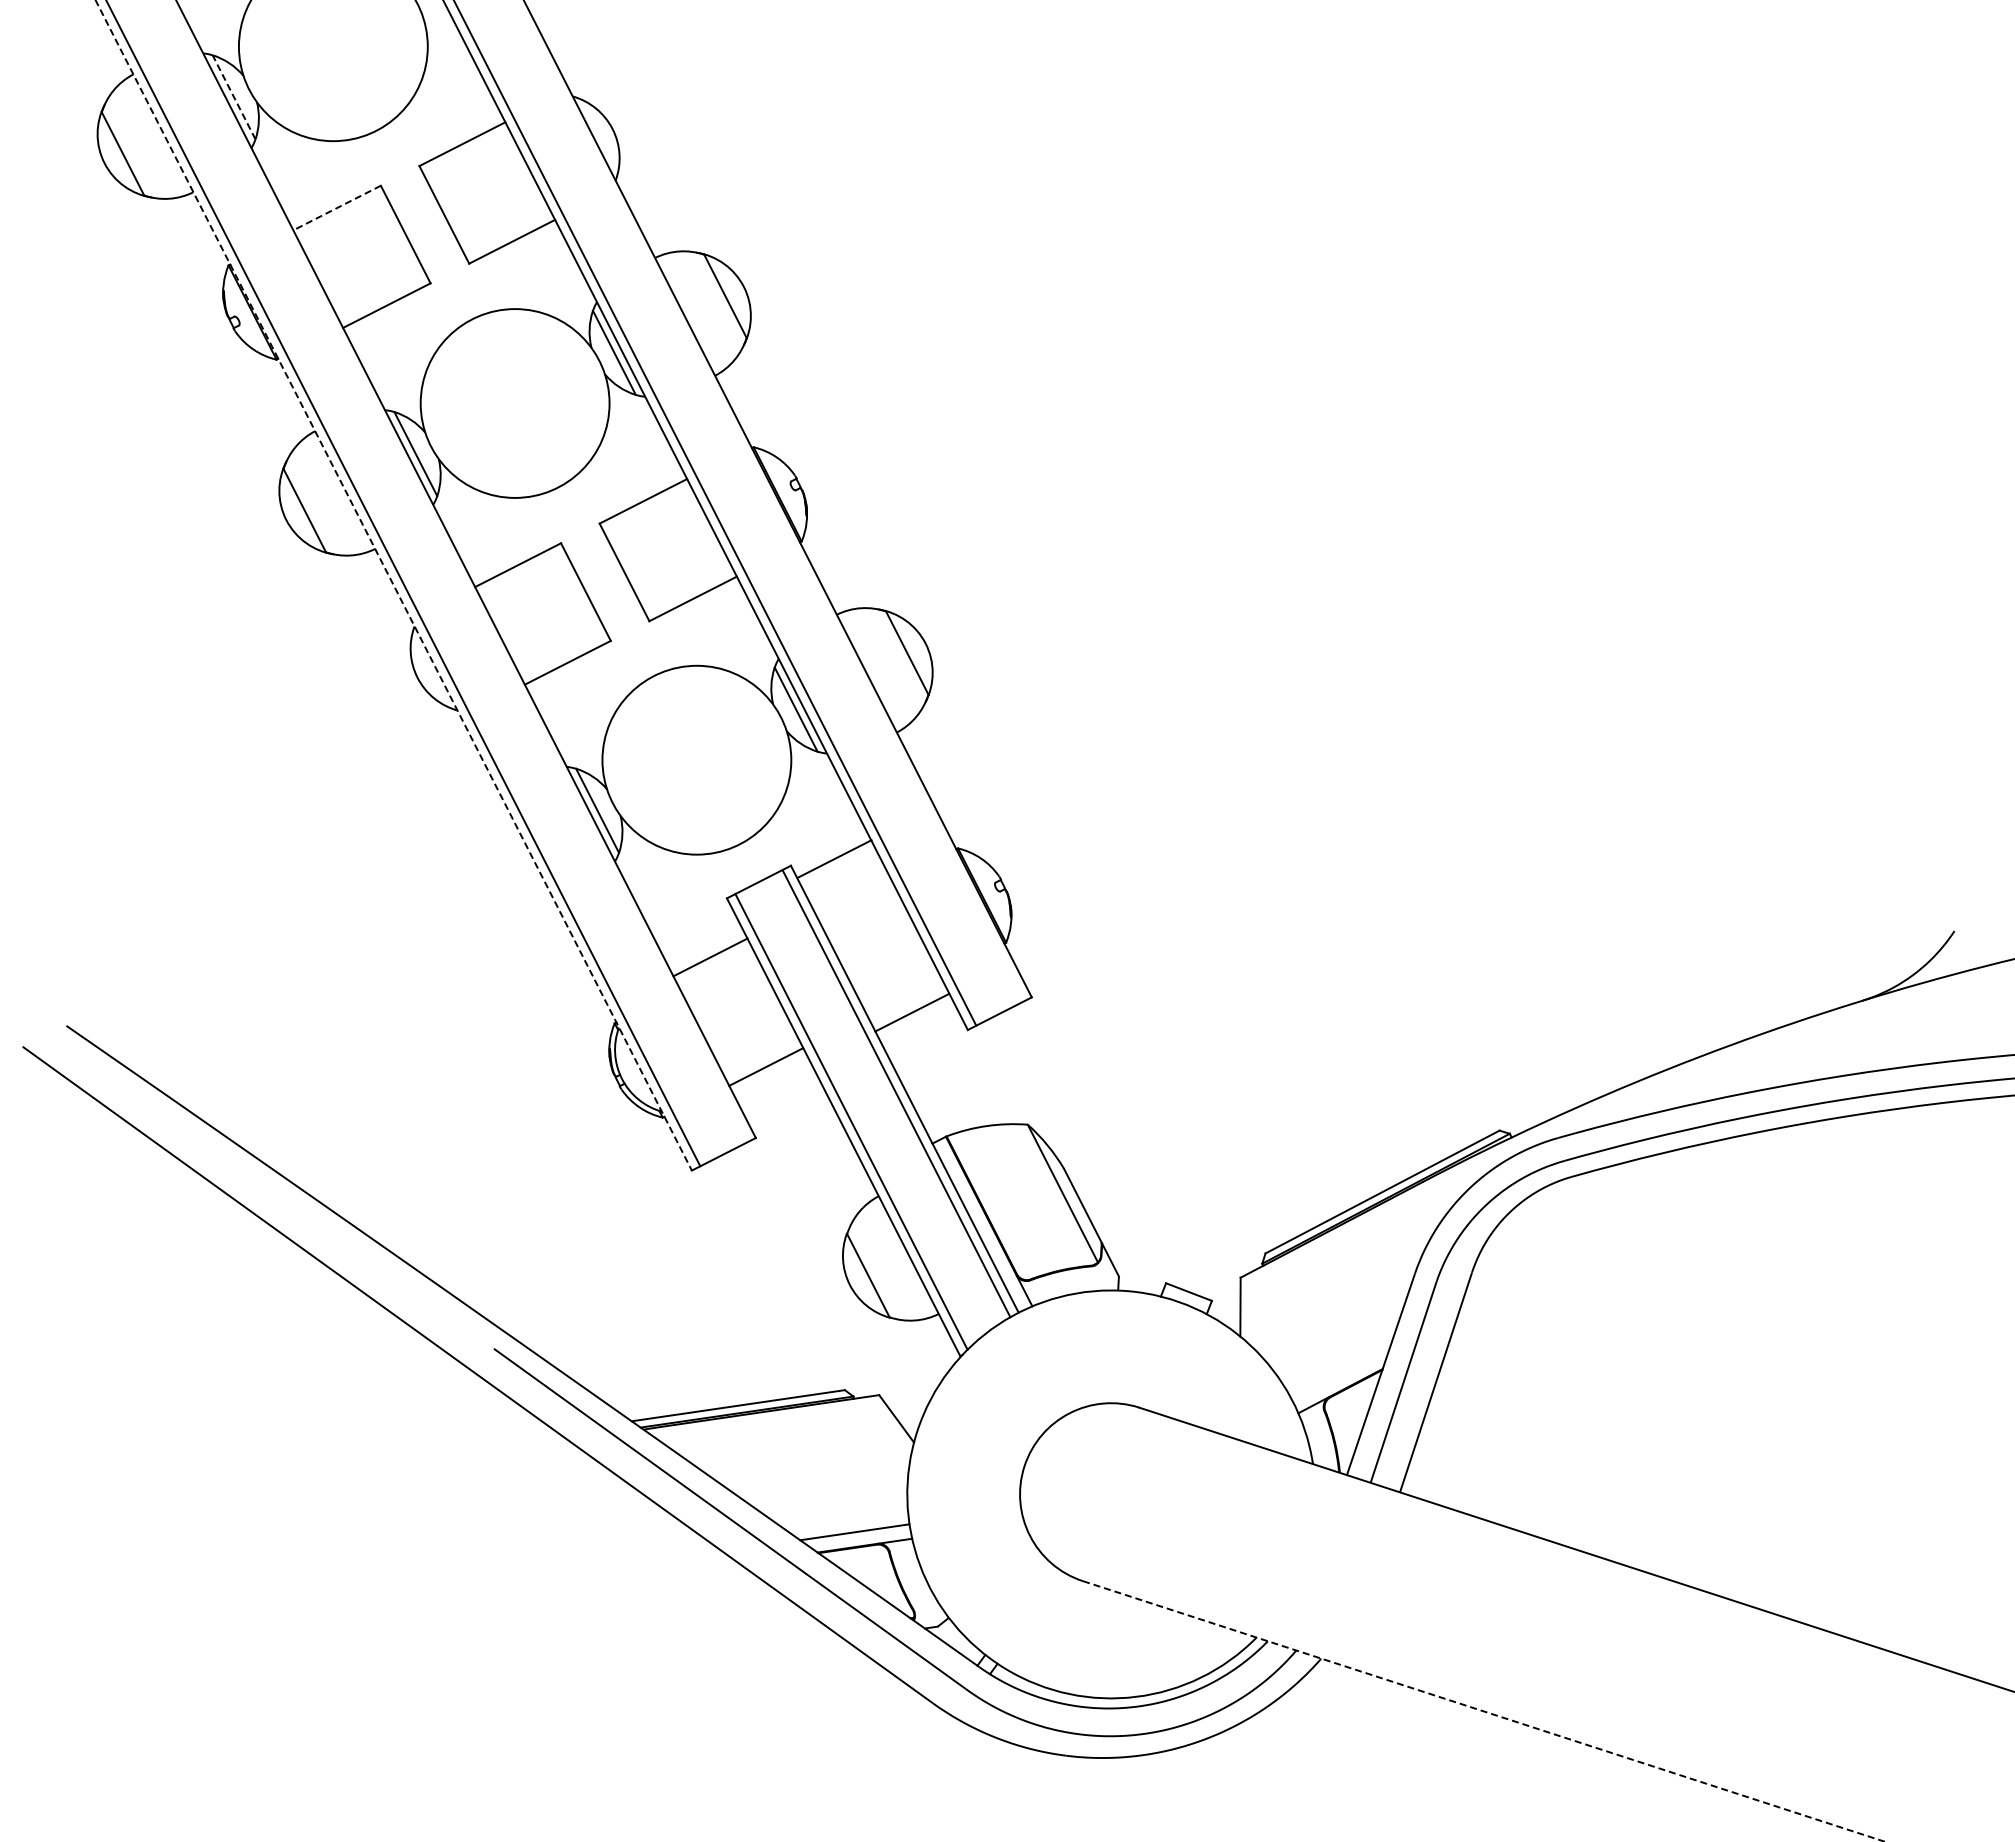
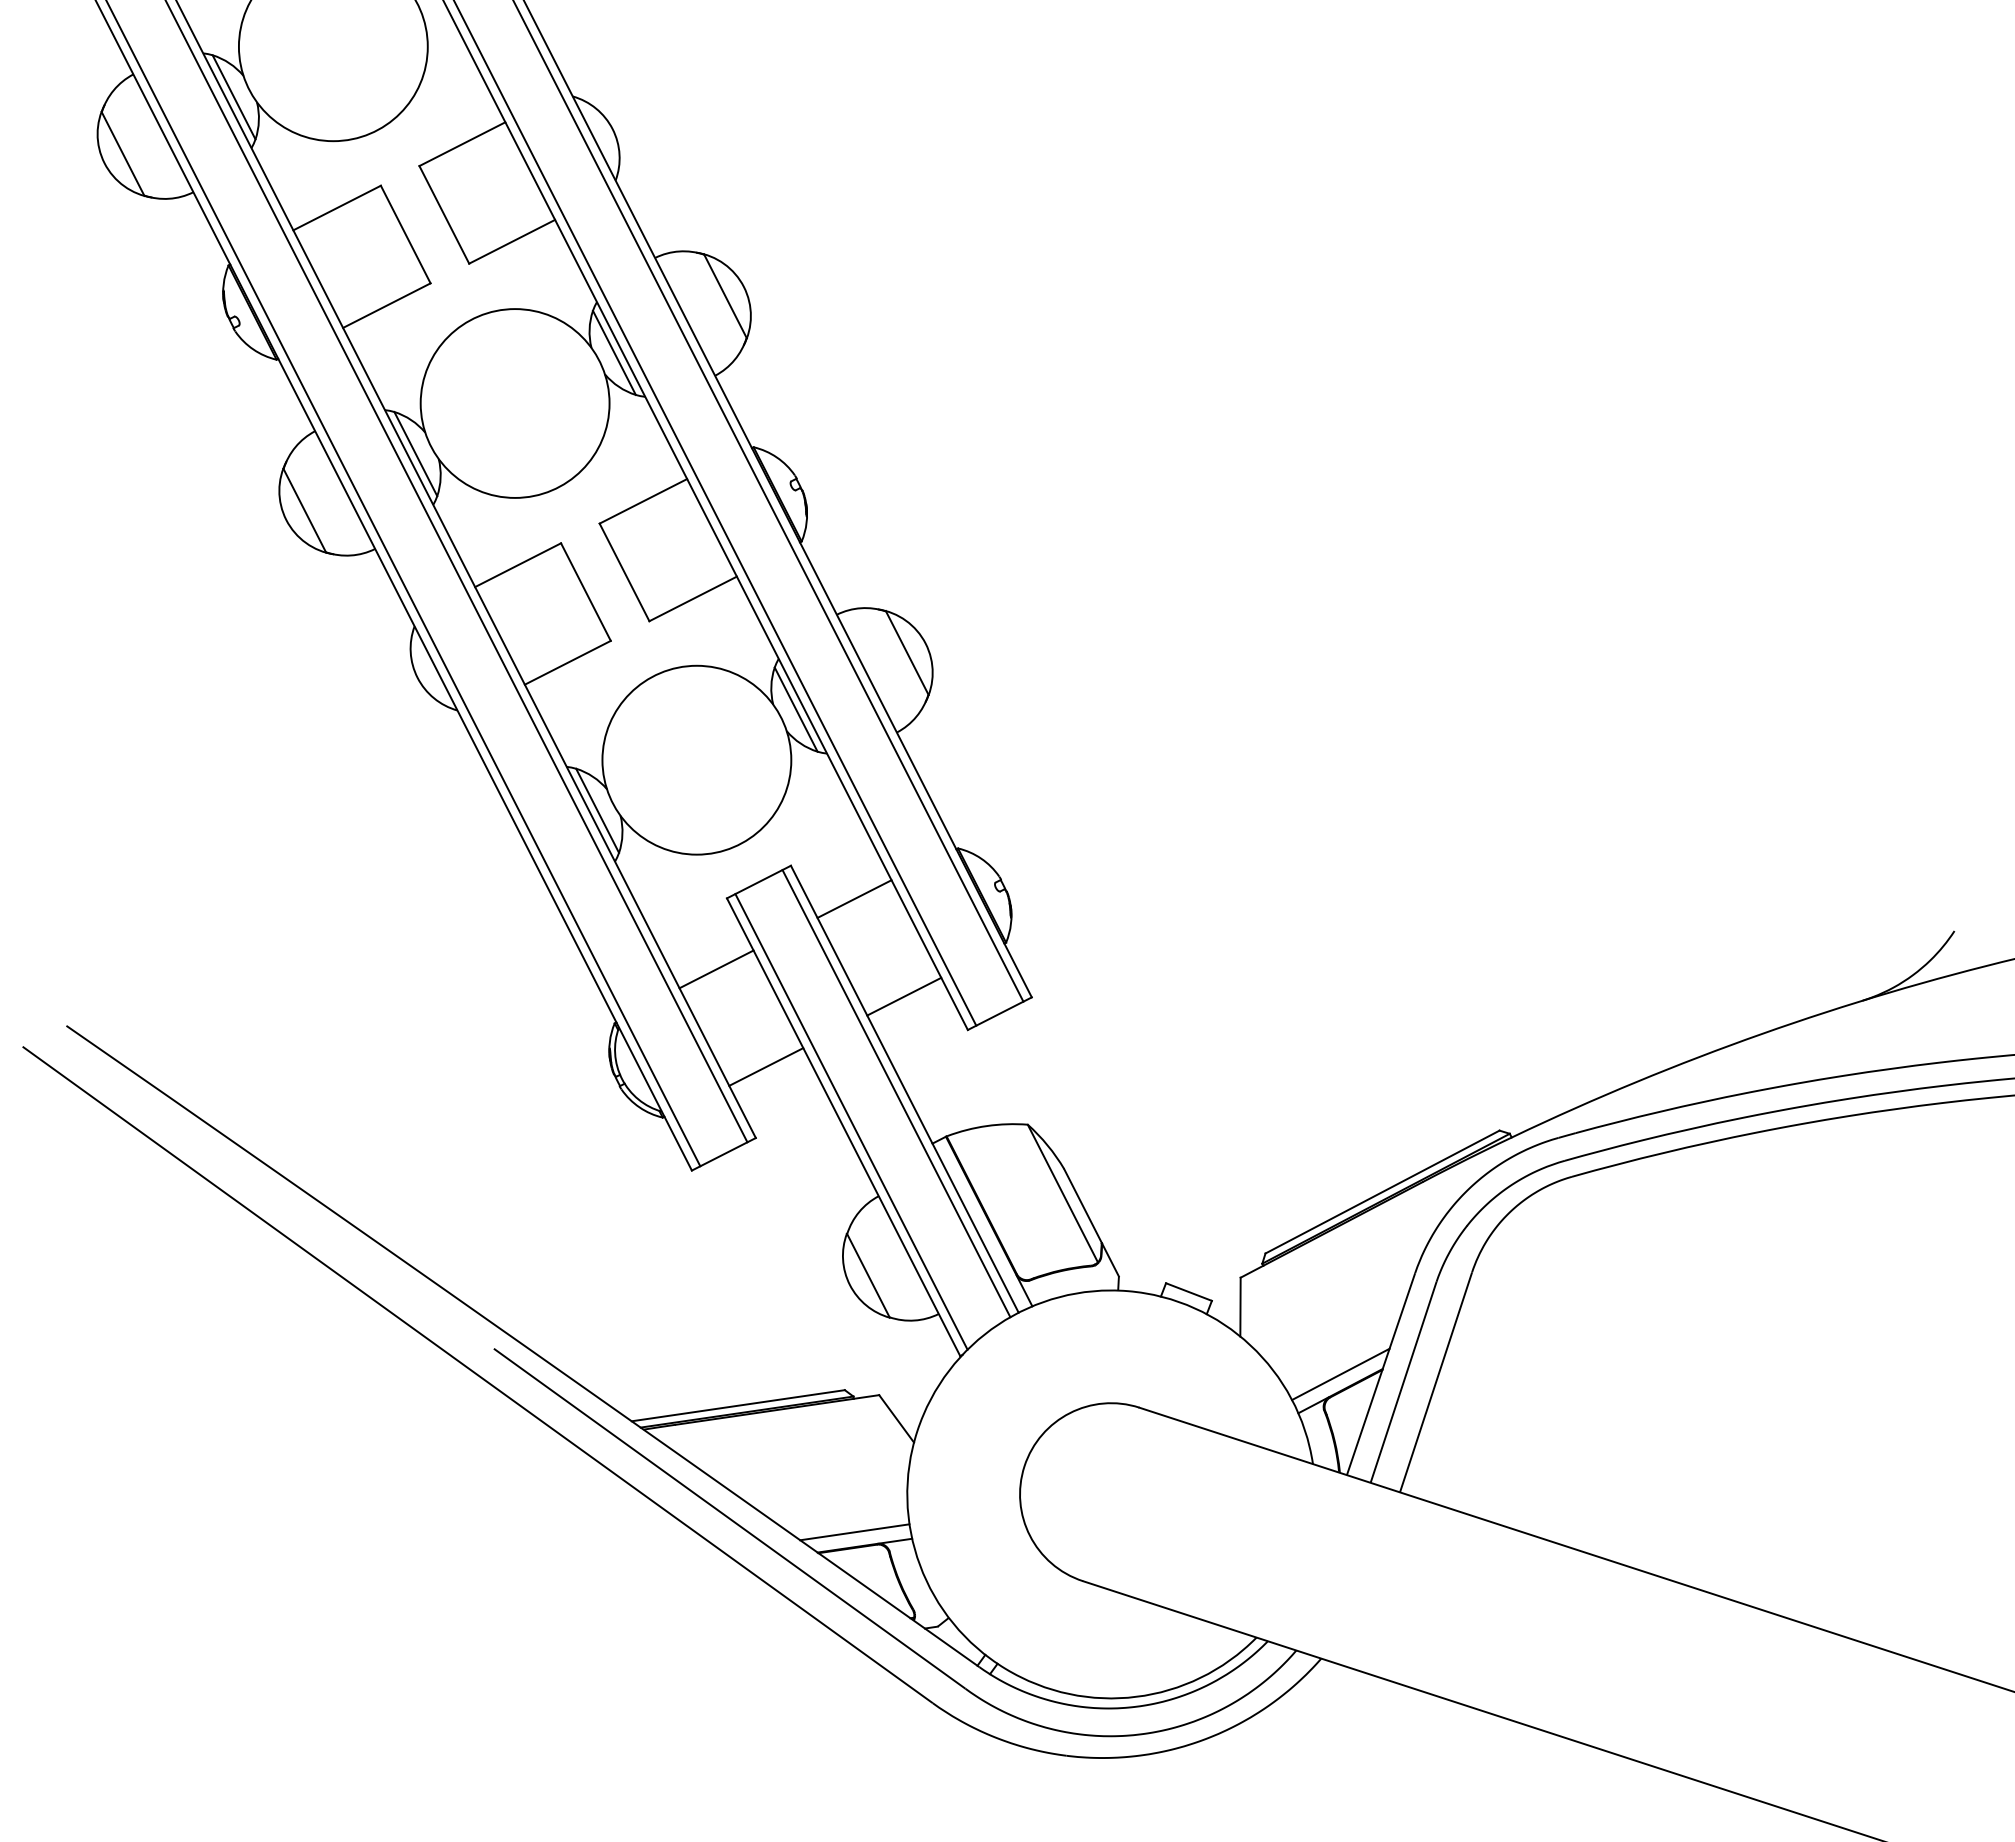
line: dashed -> solid (233, 96)
line: dashed -> solid (336, 208)
line: none -> present (768, 501)
line: none -> present (456, 572)
line: dashed -> solid (393, 585)
line position: (834, 858) -> (854, 898) (854, 898)
line position: (710, 957) -> (716, 969) (716, 969)
line position: (912, 1012) -> (904, 996) (904, 996)
line: none -> present (1340, 1374)
line: dashed -> solid (1484, 1711)
